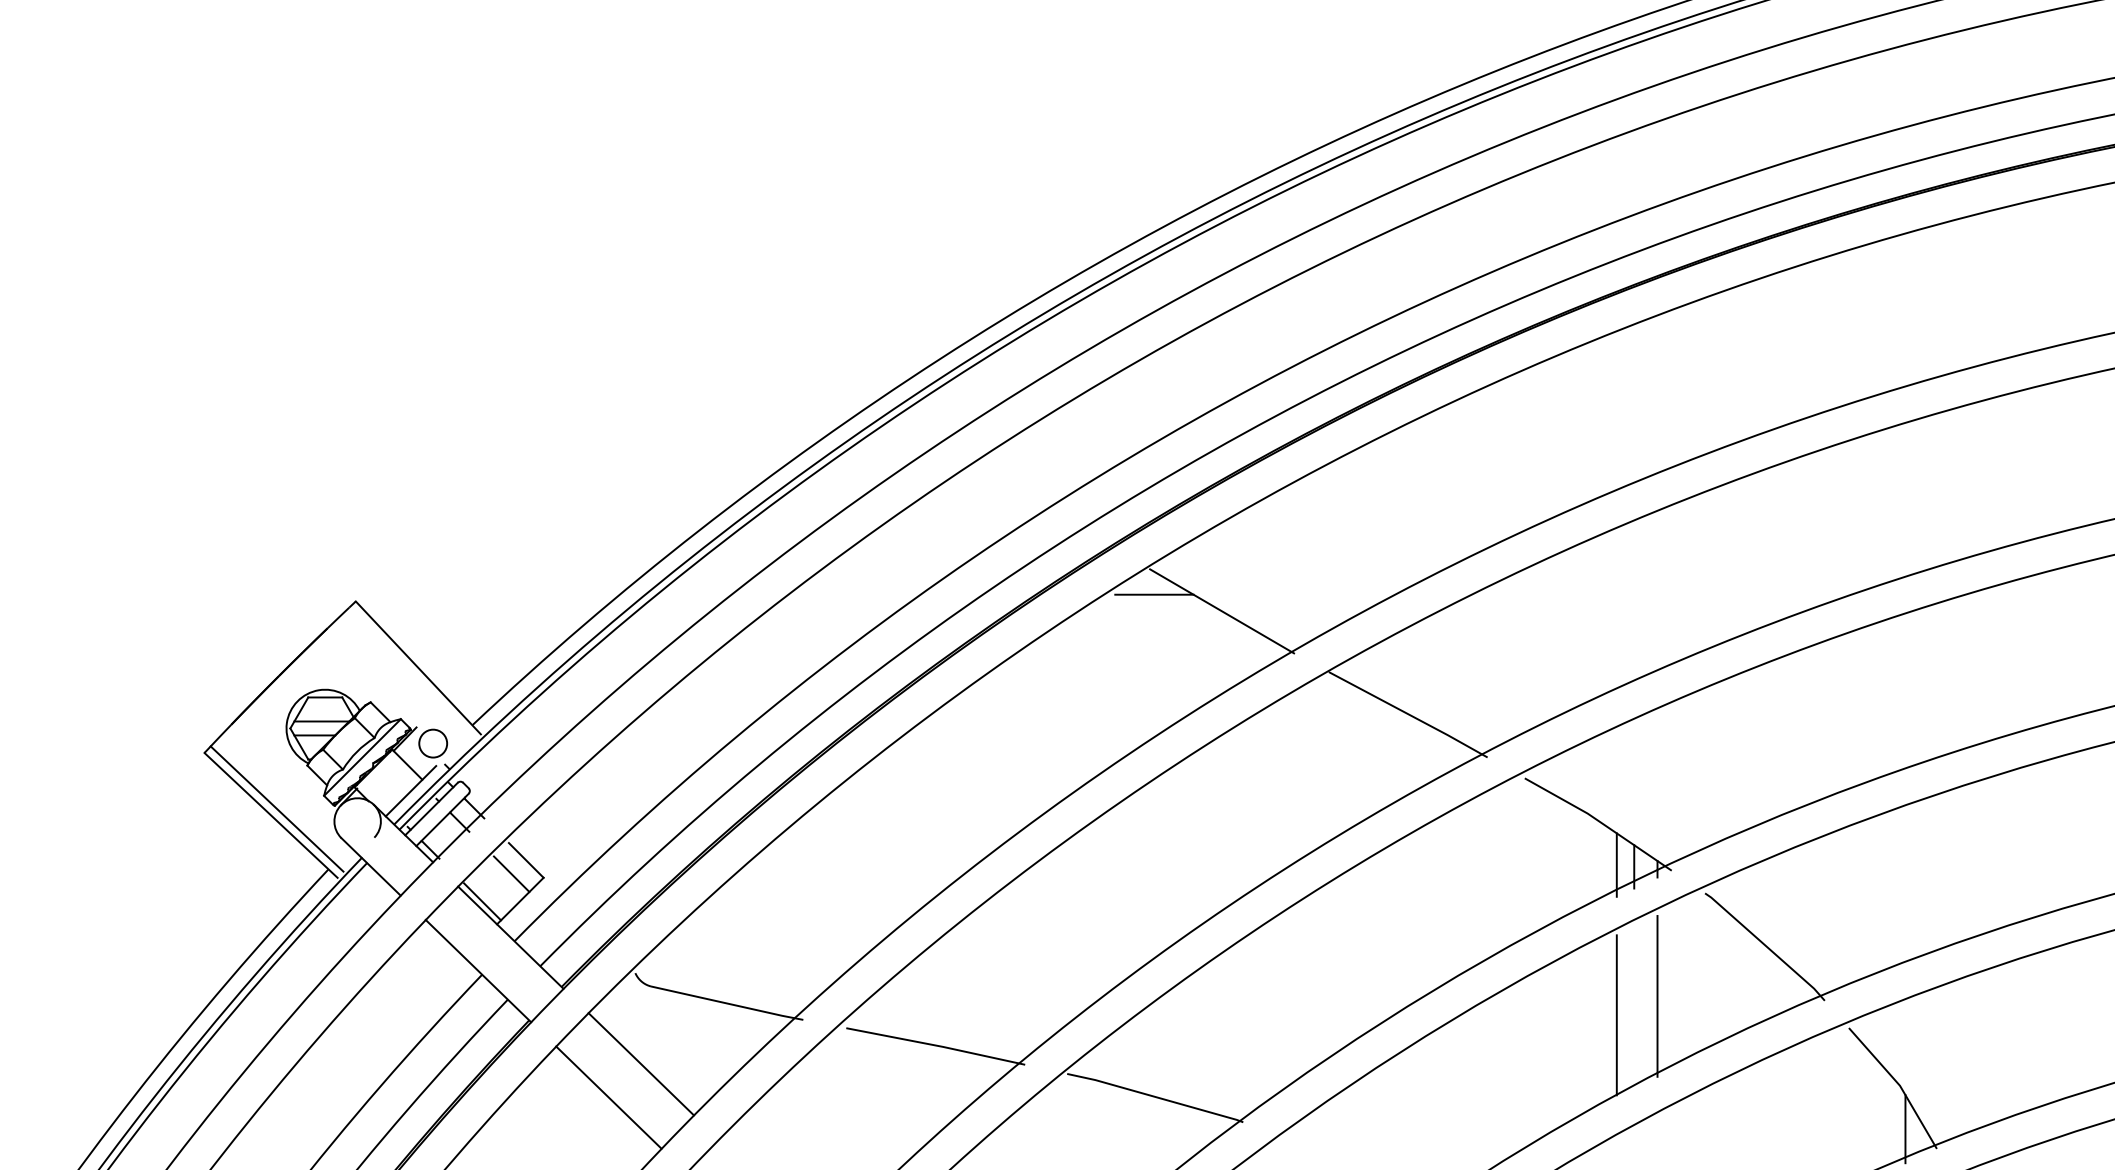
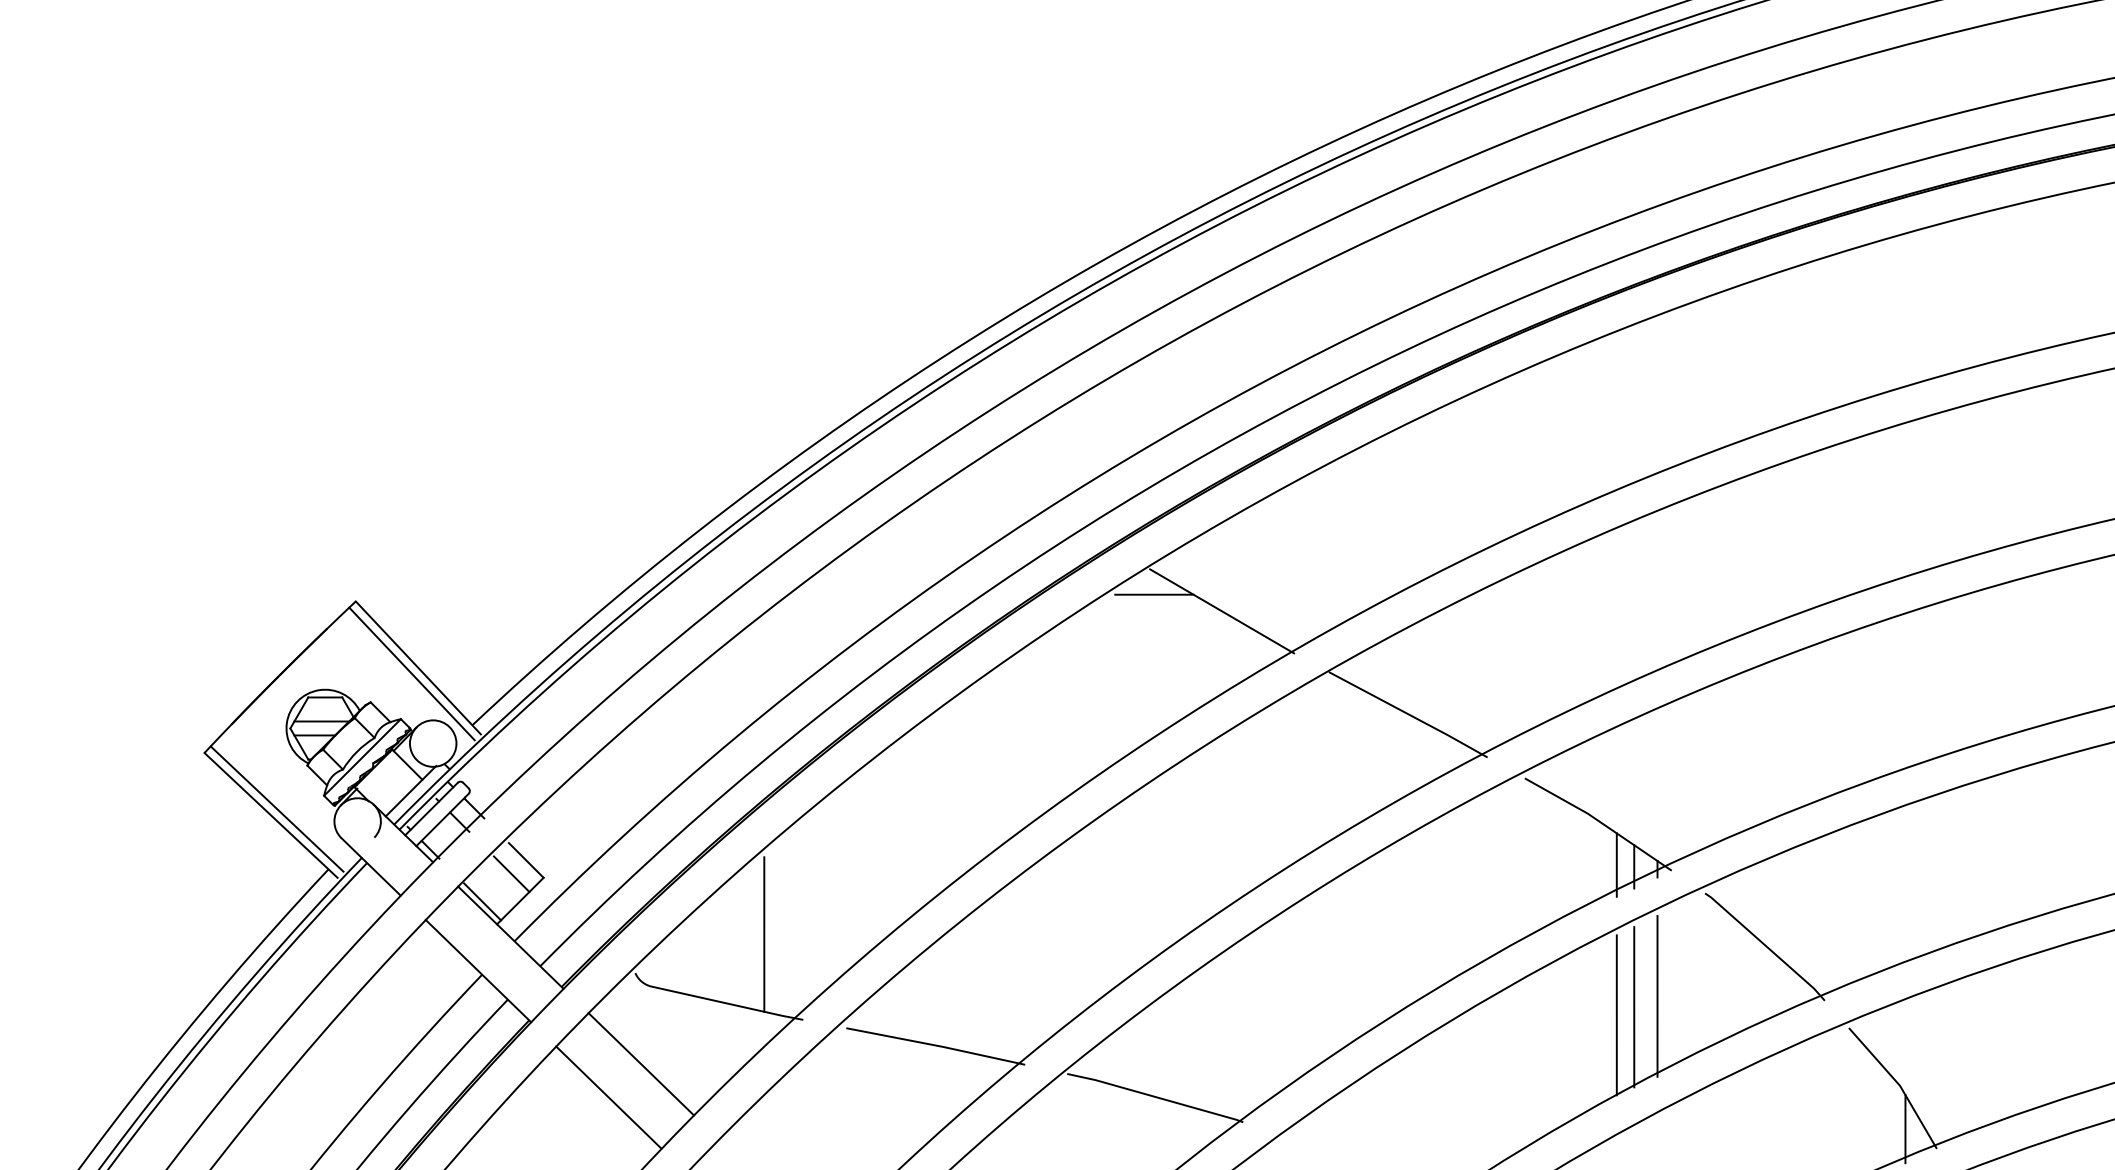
line: none -> present (411, 673)
circle diameter: 28 px -> 46 px (432, 743)
line: none -> present (764, 934)
line: none -> present (1634, 1007)
